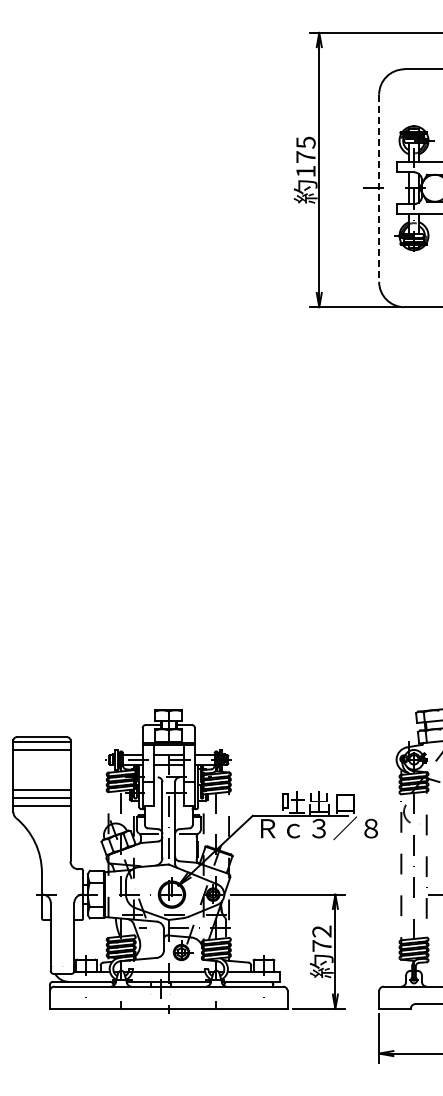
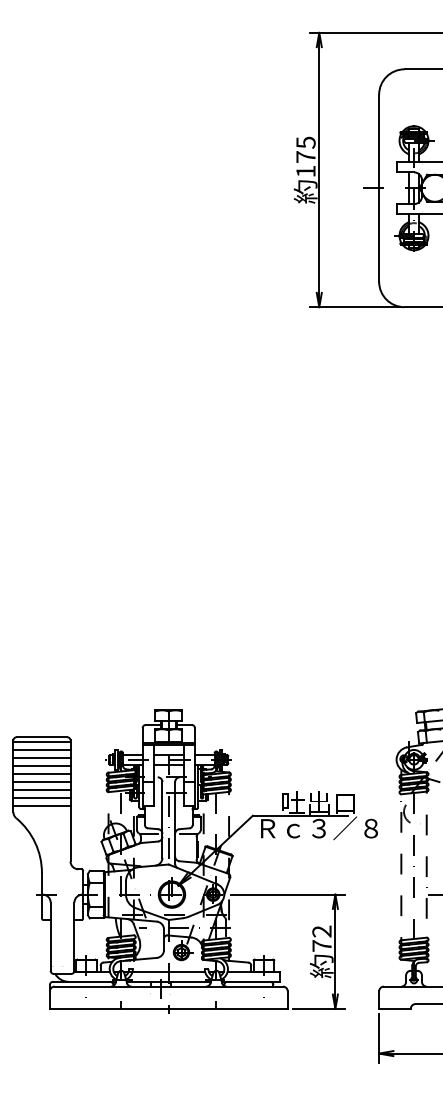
line: dashed -> solid (379, 188)
line: none -> present (41, 758)
line: none -> present (41, 766)
line: none -> present (41, 774)
line: none -> present (41, 782)
